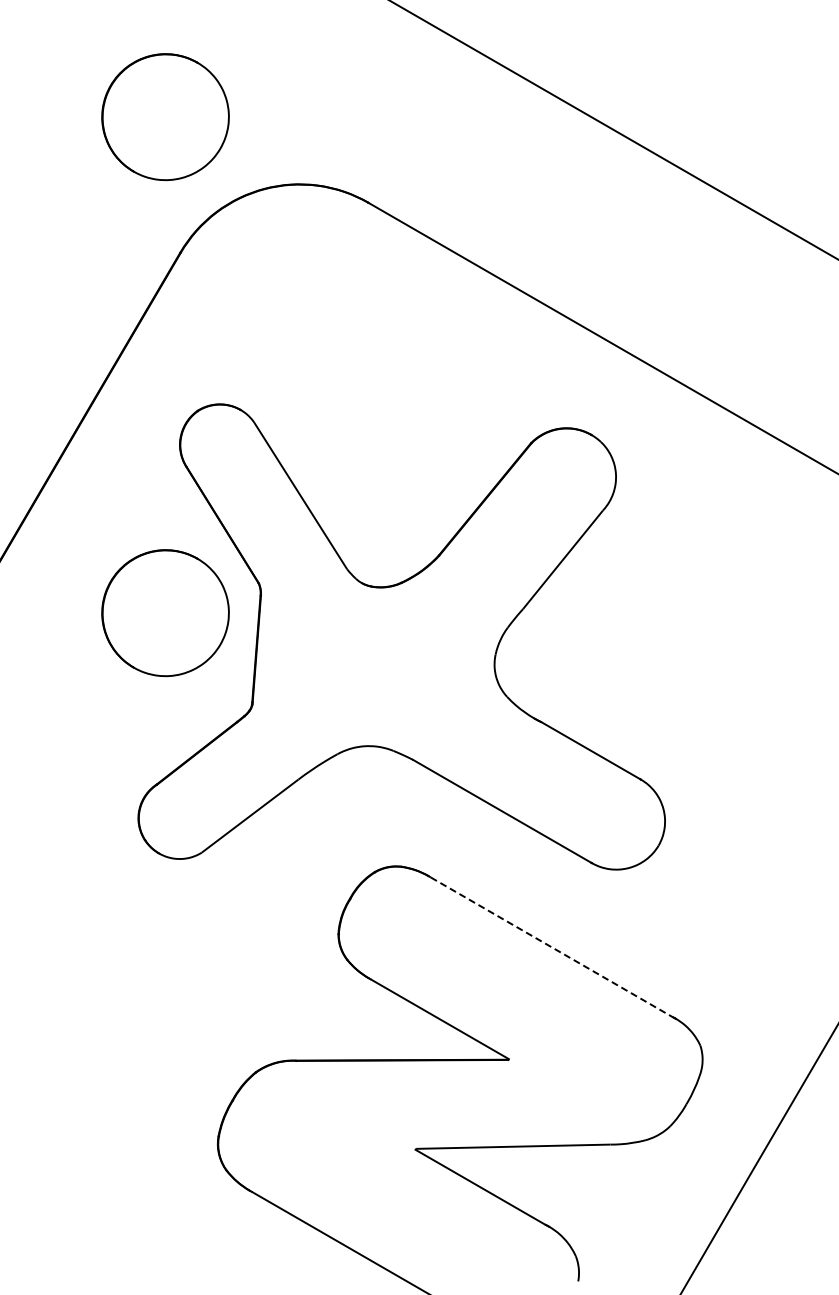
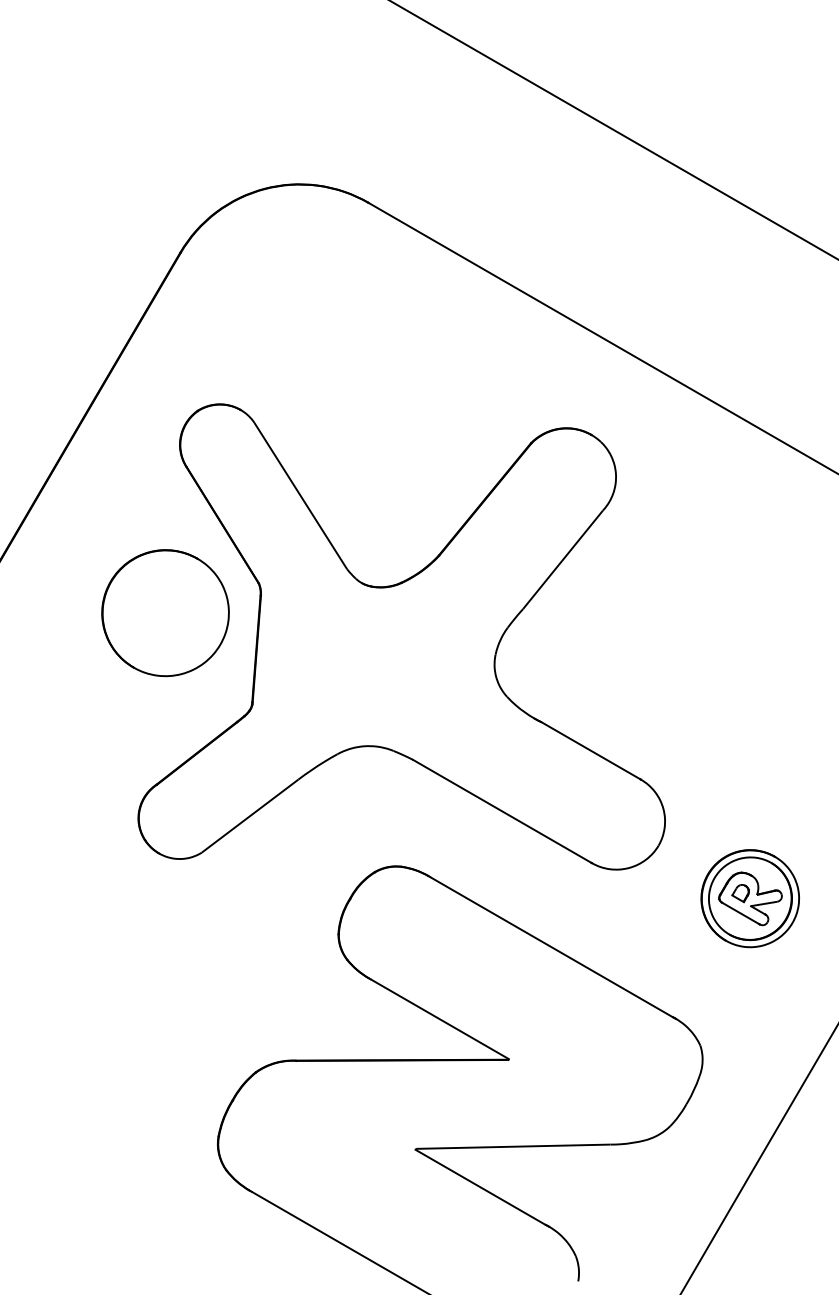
part: present -> none (165, 117)
part: none -> present (749, 898)
line: dashed -> solid (551, 947)
